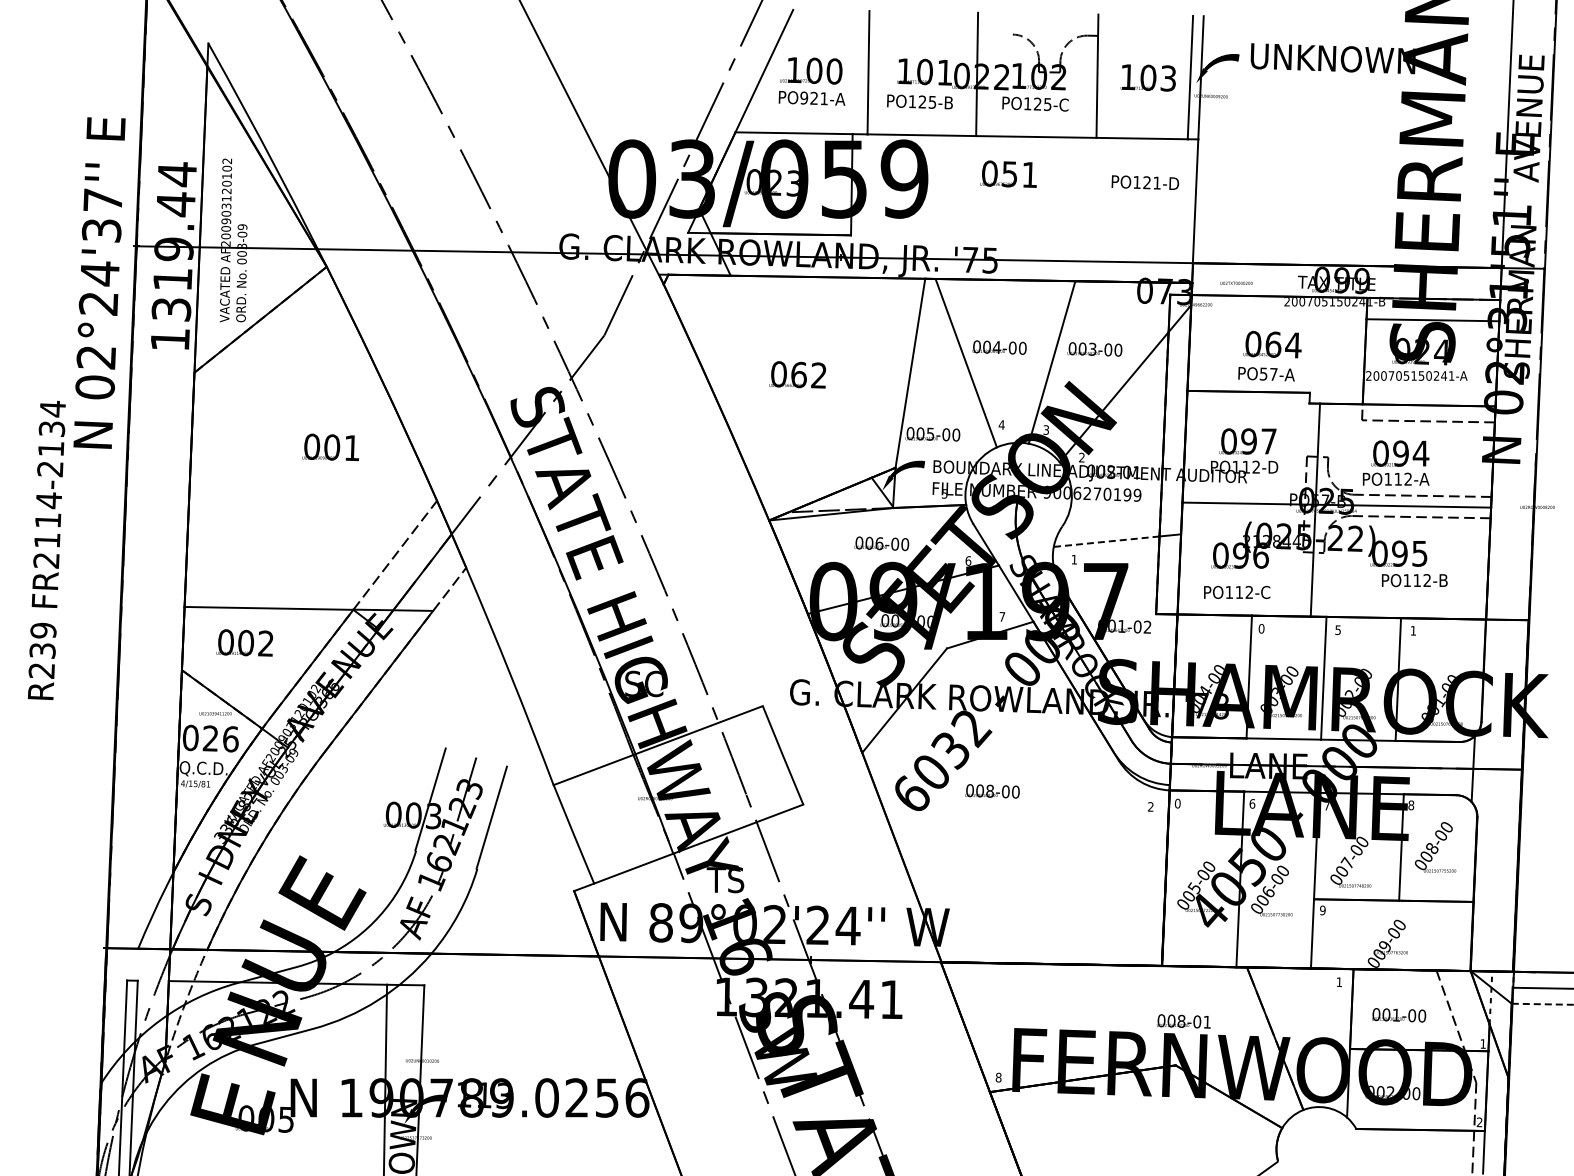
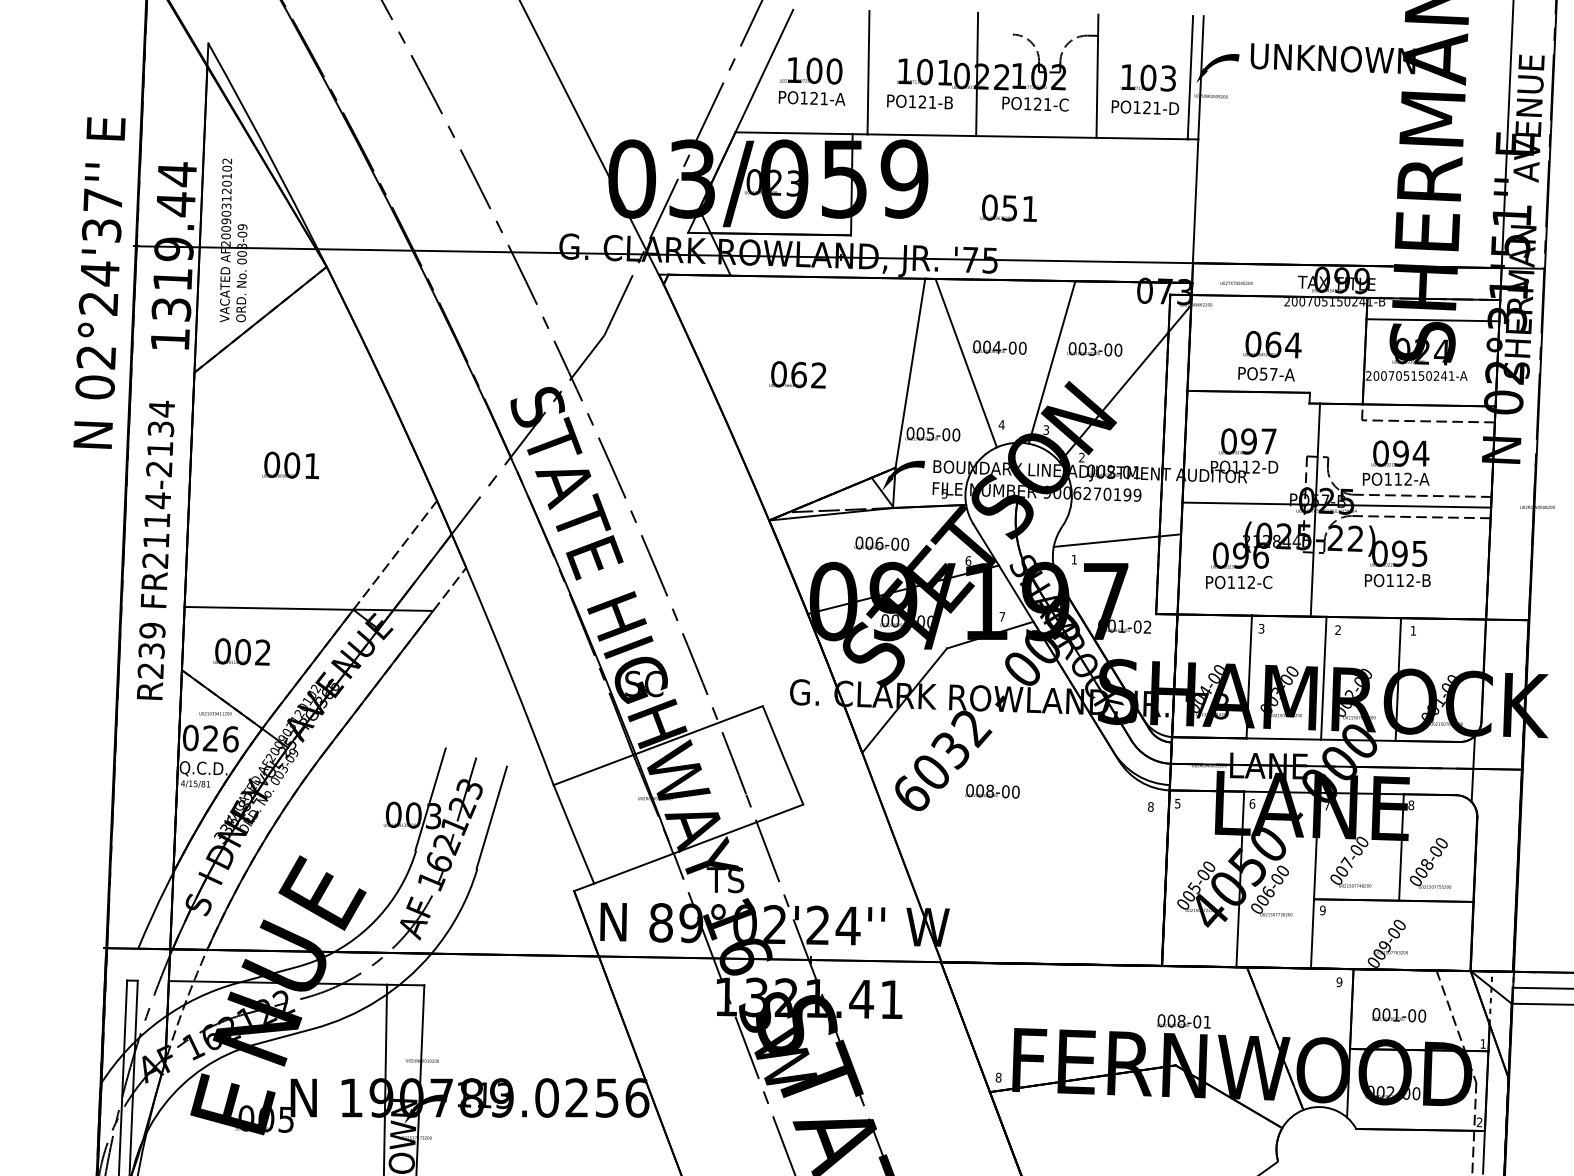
text: PO921-A -> PO121-A (804, 97)
text: PO125-B -> PO121-B (932, 102)
text: PO125-C -> PO121-C (1047, 104)
text position: (1008, 173) -> (1008, 207) (1008, 207)
text position: (1144, 182) -> (1144, 107) (1144, 107)
text position: (330, 447) -> (290, 465) (290, 465)
line: dashed -> solid (1106, 541)
text position: (46, 549) -> (155, 549) (155, 549)
text position: (1414, 580) -> (1397, 580) (1397, 580)
text position: (1237, 592) -> (1239, 582) (1239, 582)
text: 0 -> 3 (1261, 628)
text: 5 -> 2 (1337, 630)
text position: (244, 642) -> (241, 651) (241, 651)
text: 0 -> 5 (1177, 803)
text: 2 -> 8 (1150, 806)
text position: (1435, 847) -> (1430, 863) (1430, 863)
text: 1 -> 9 (1339, 982)
line: dashed -> solid (1542, 1004)
